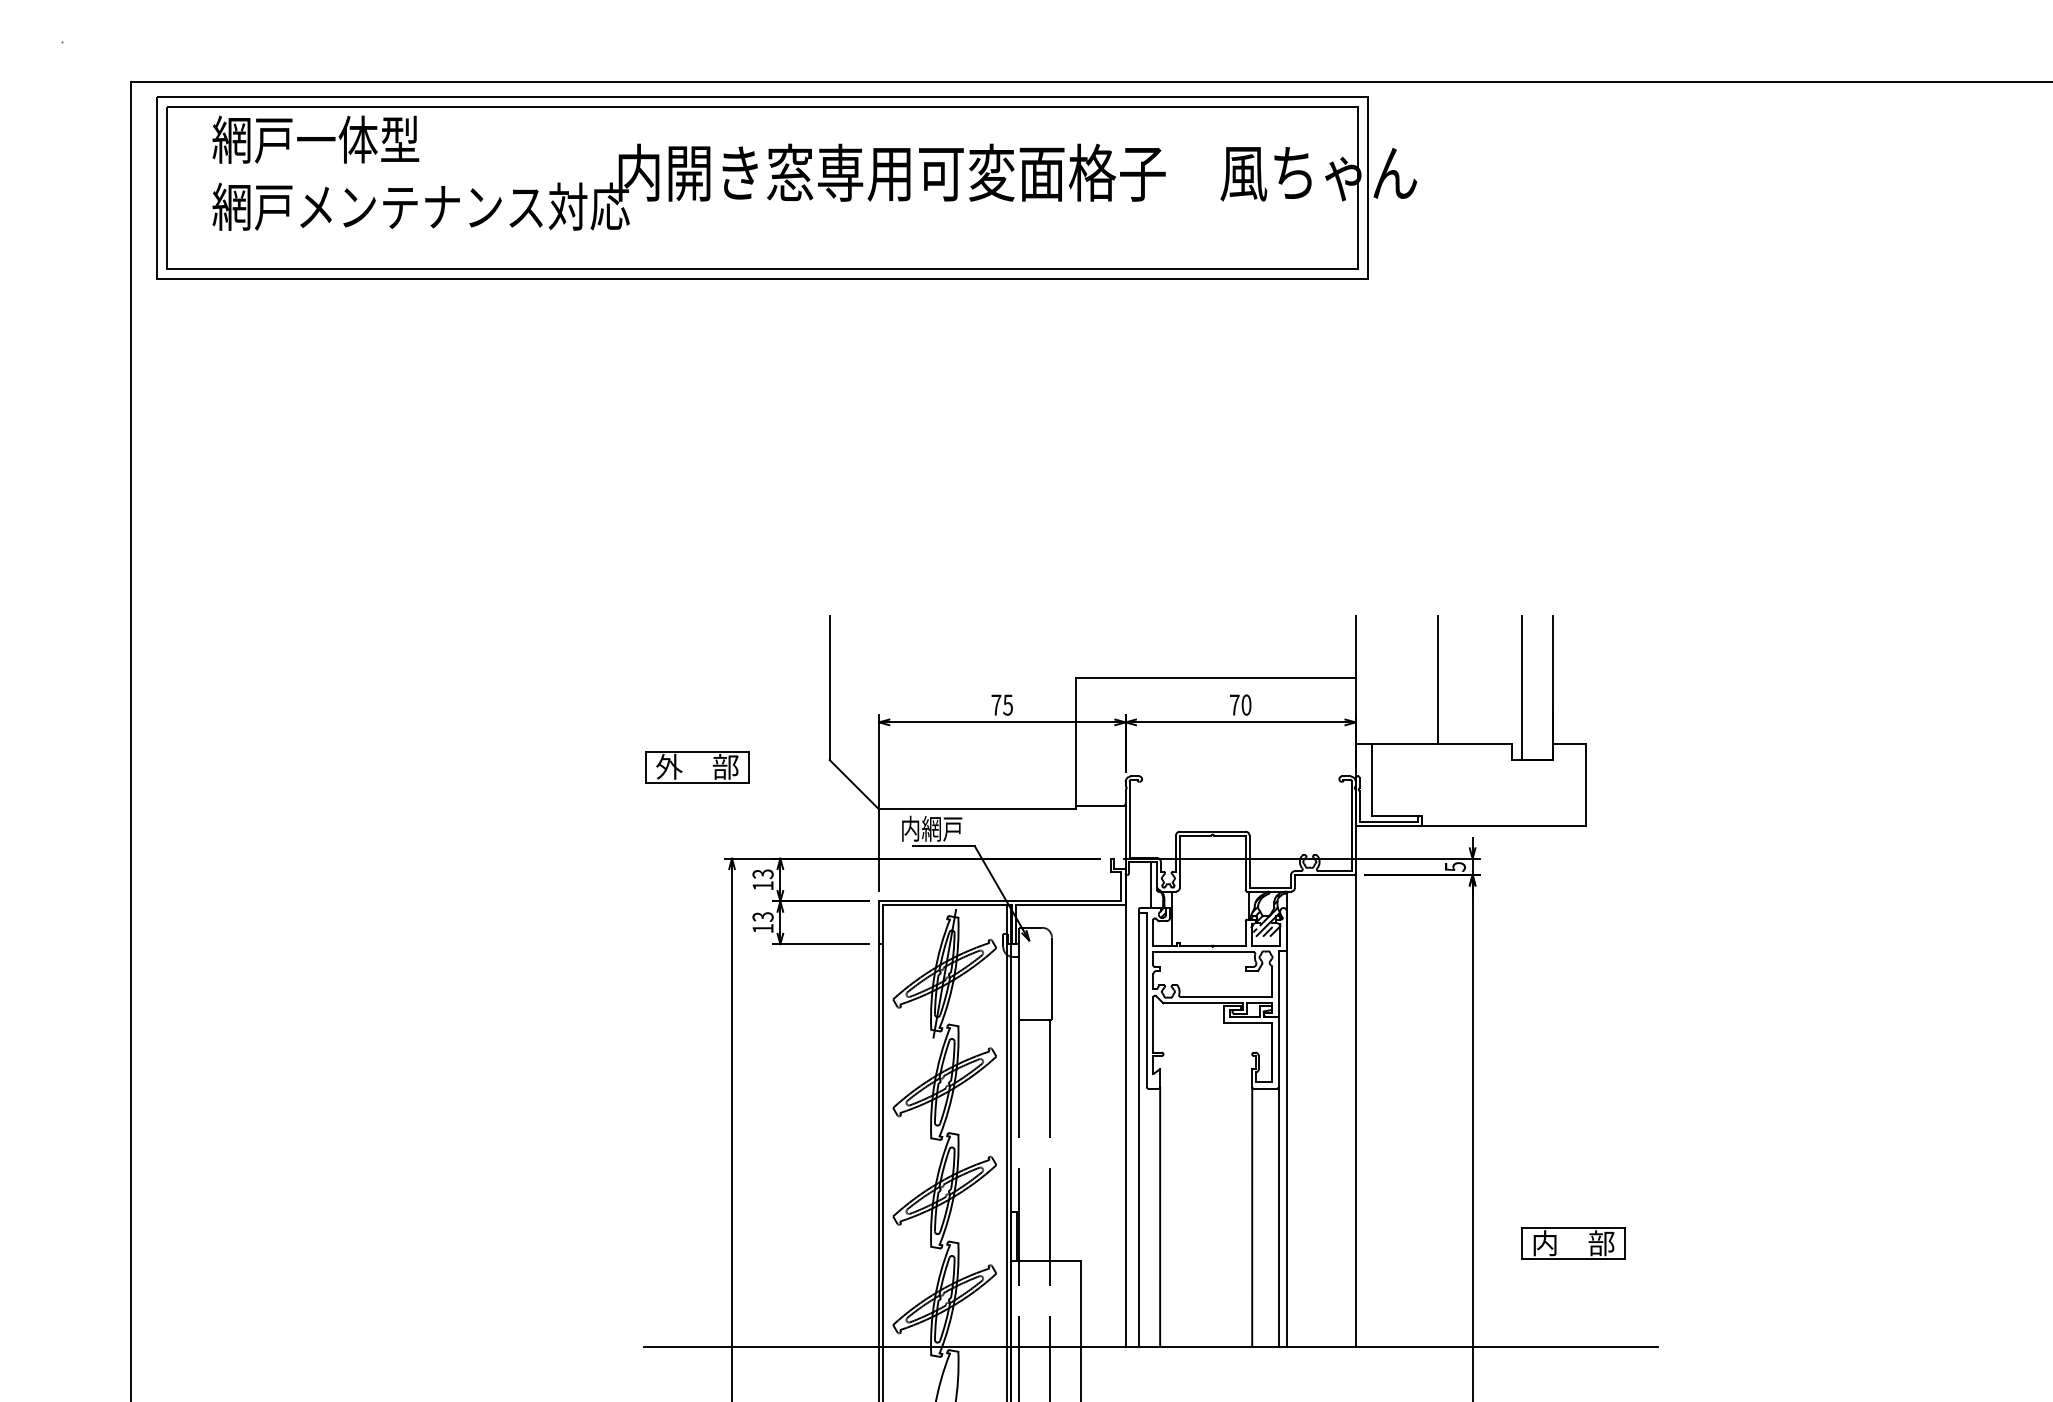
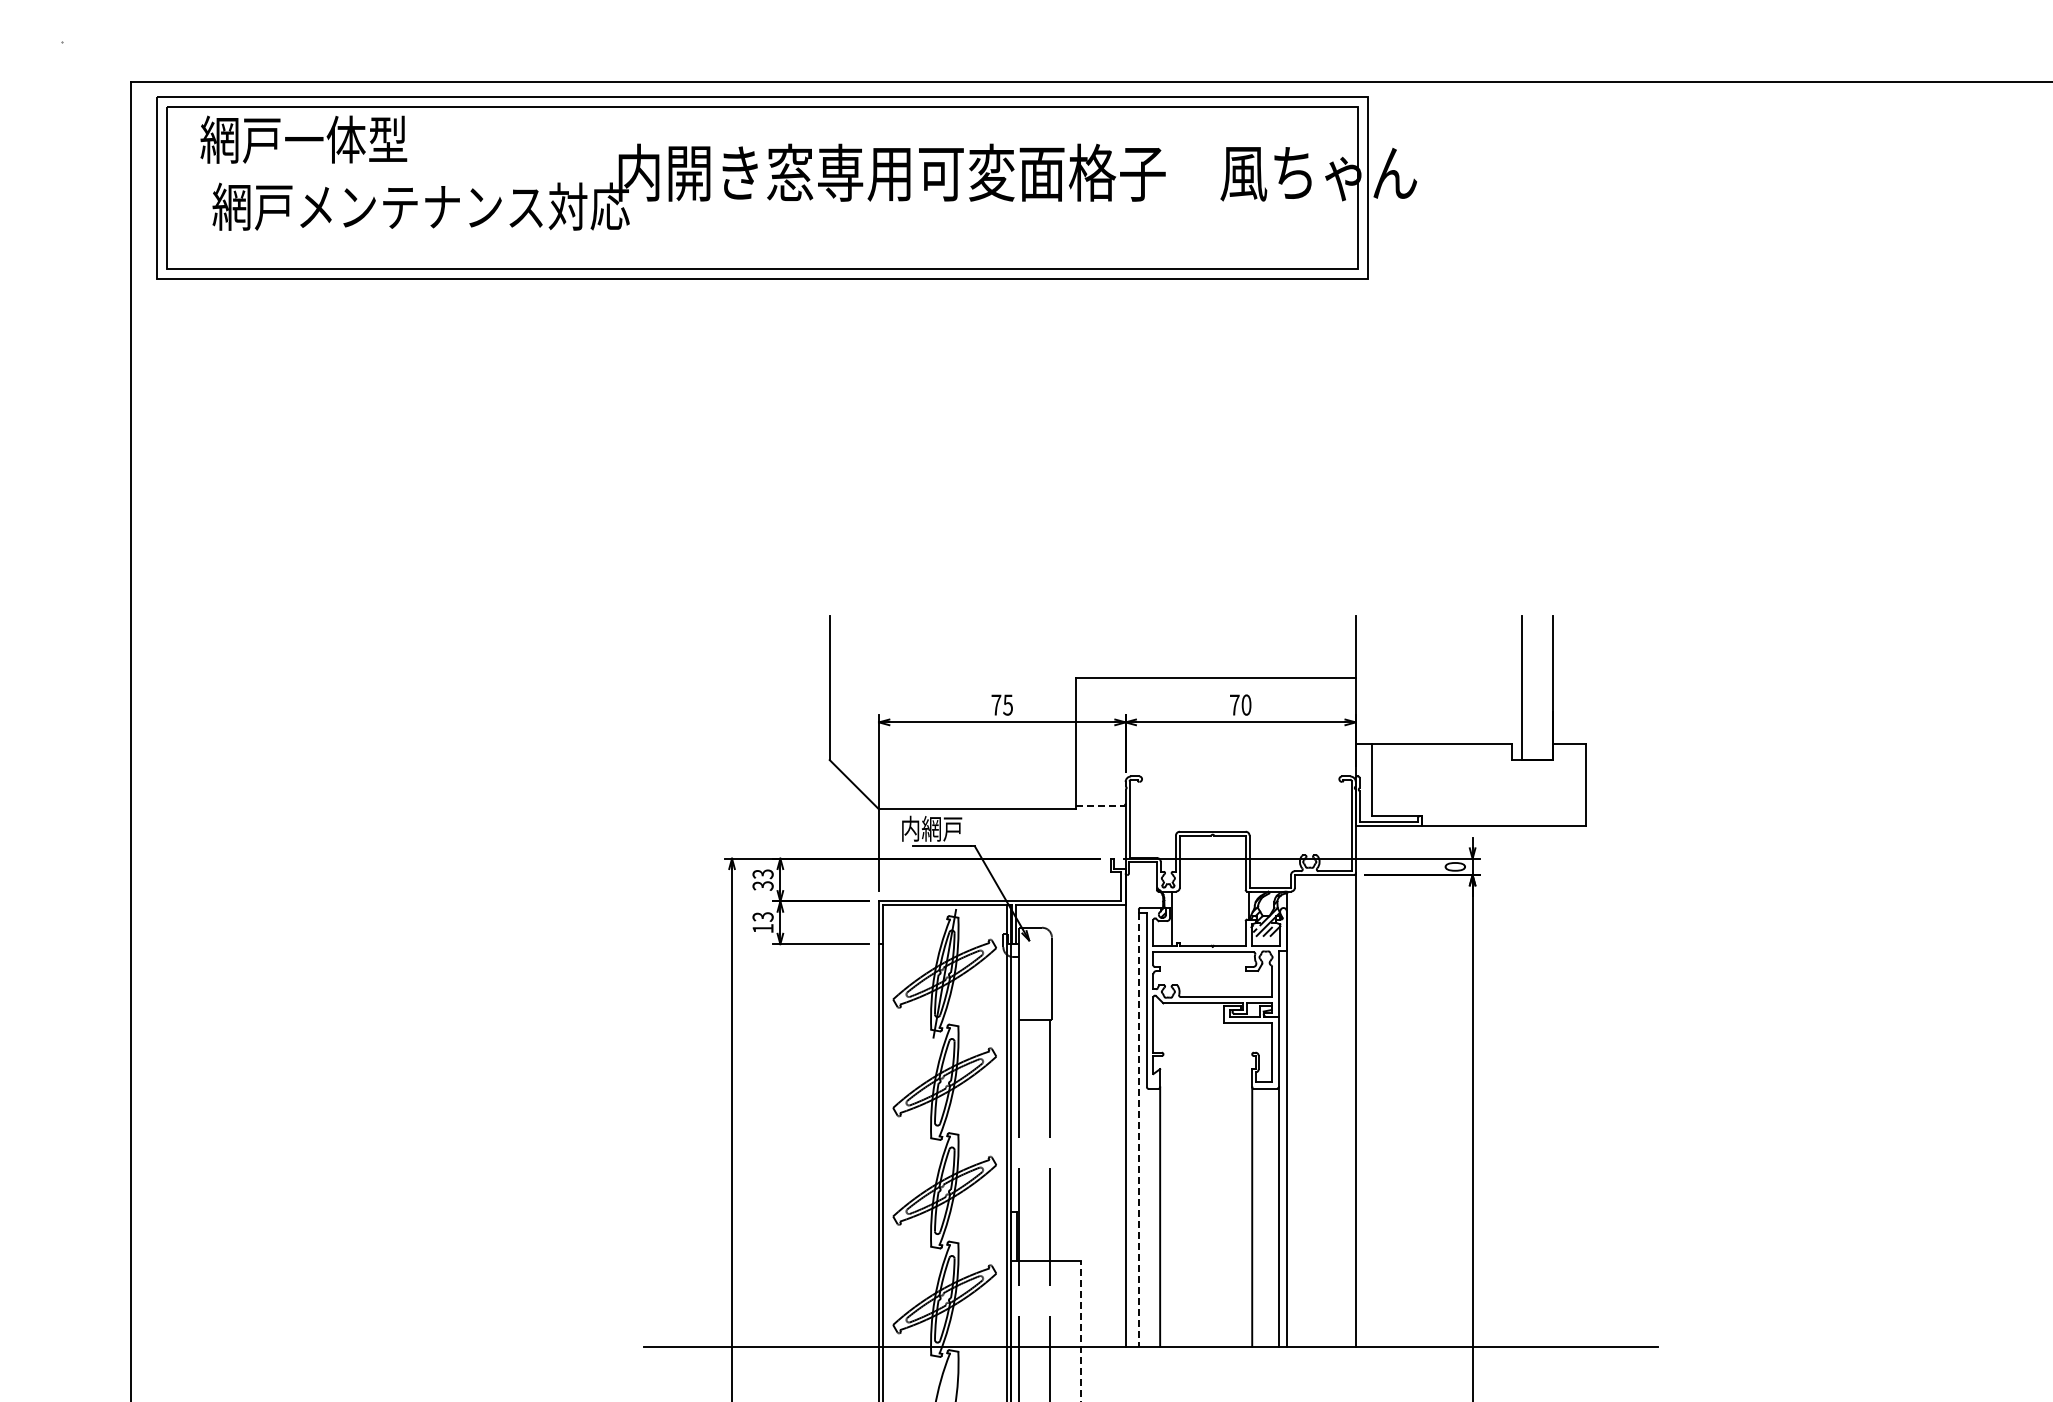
text position: (315, 139) -> (303, 139) (303, 139)
line: present -> none (1438, 679)
part: present -> none (697, 767)
line: solid -> dashed (1100, 806)
text: 5 -> 0 (1454, 866)
line: present -> none (1150, 884)
text: 13 -> 33 (762, 885)
line: solid -> dashed (1138, 1129)
part: present -> none (1573, 1243)
line: solid -> dashed (1080, 1331)
